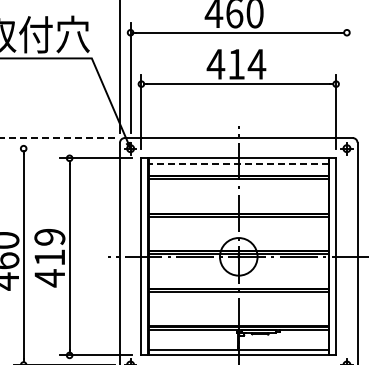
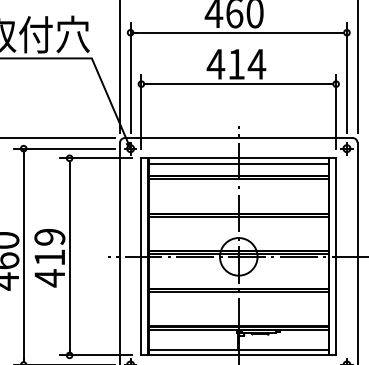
line: none -> present (357, 67)
line: none -> present (346, 78)
line: dashed -> solid (57, 138)
line: none -> present (64, 148)
line: dashed -> solid (238, 164)
